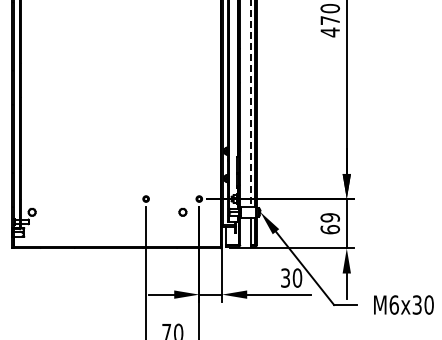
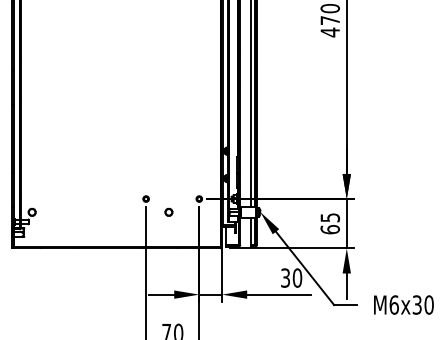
line: dashed -> solid (250, 103)
part position: (182, 212) -> (168, 212) (168, 212)
text: 69 -> 65 (329, 217)
